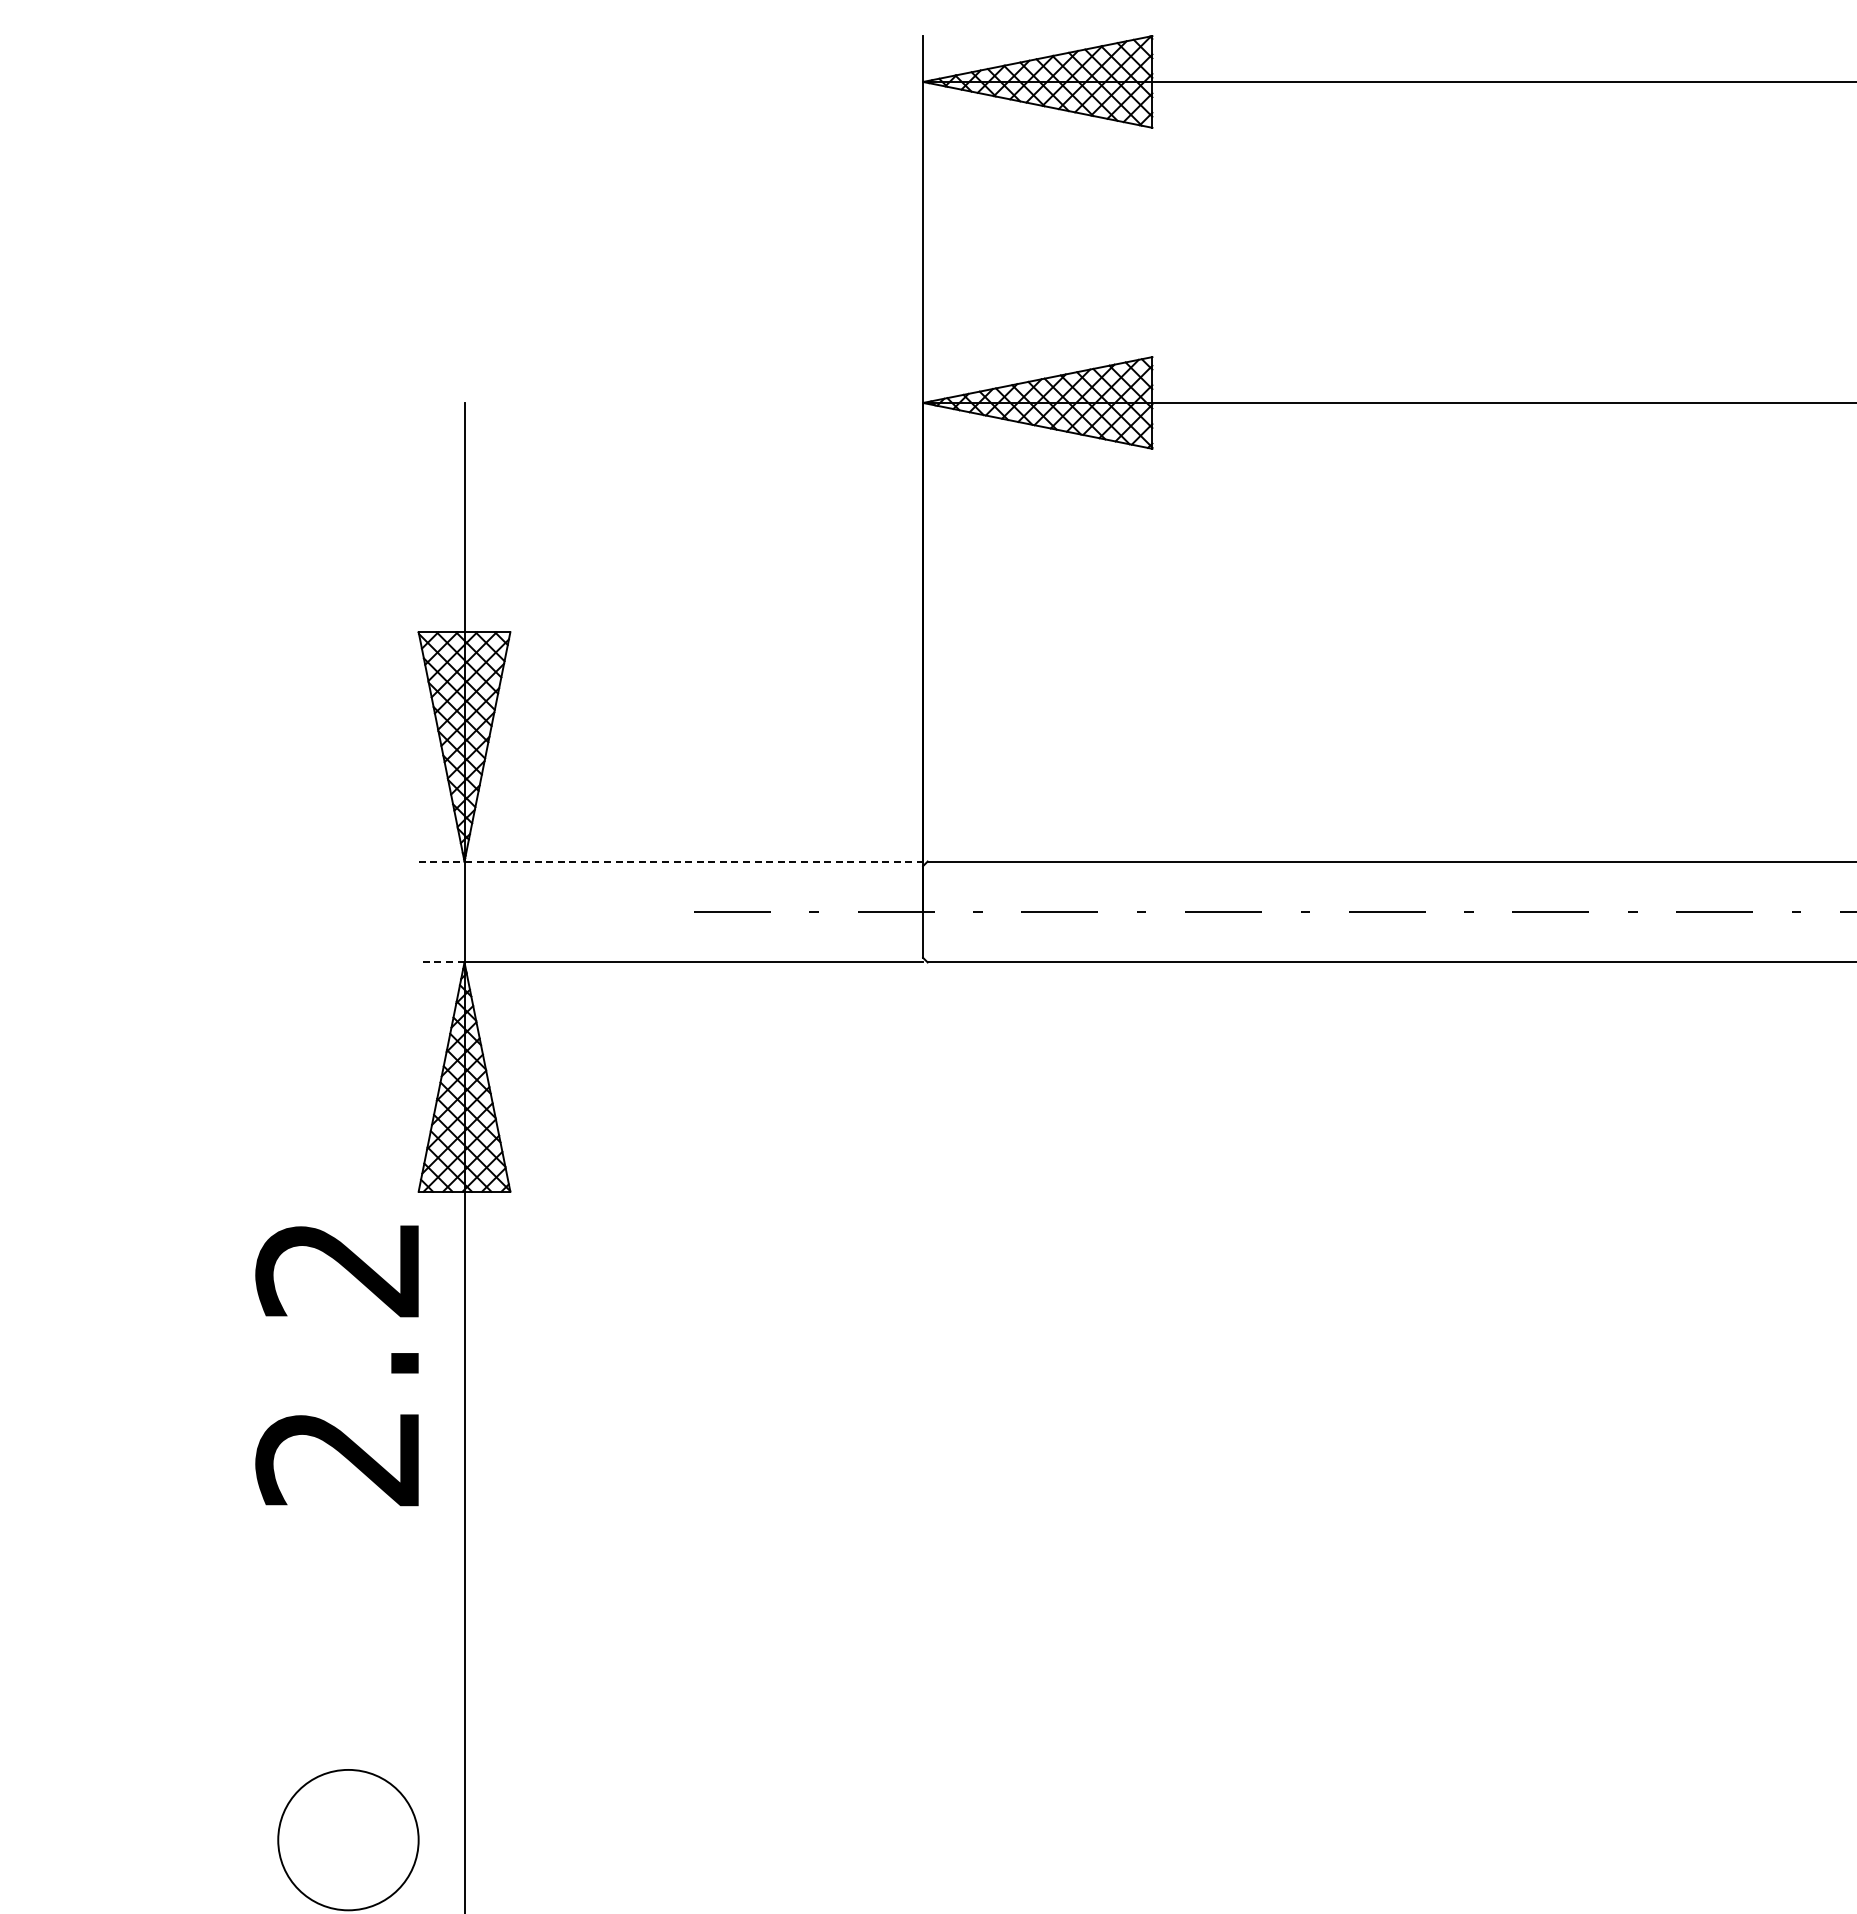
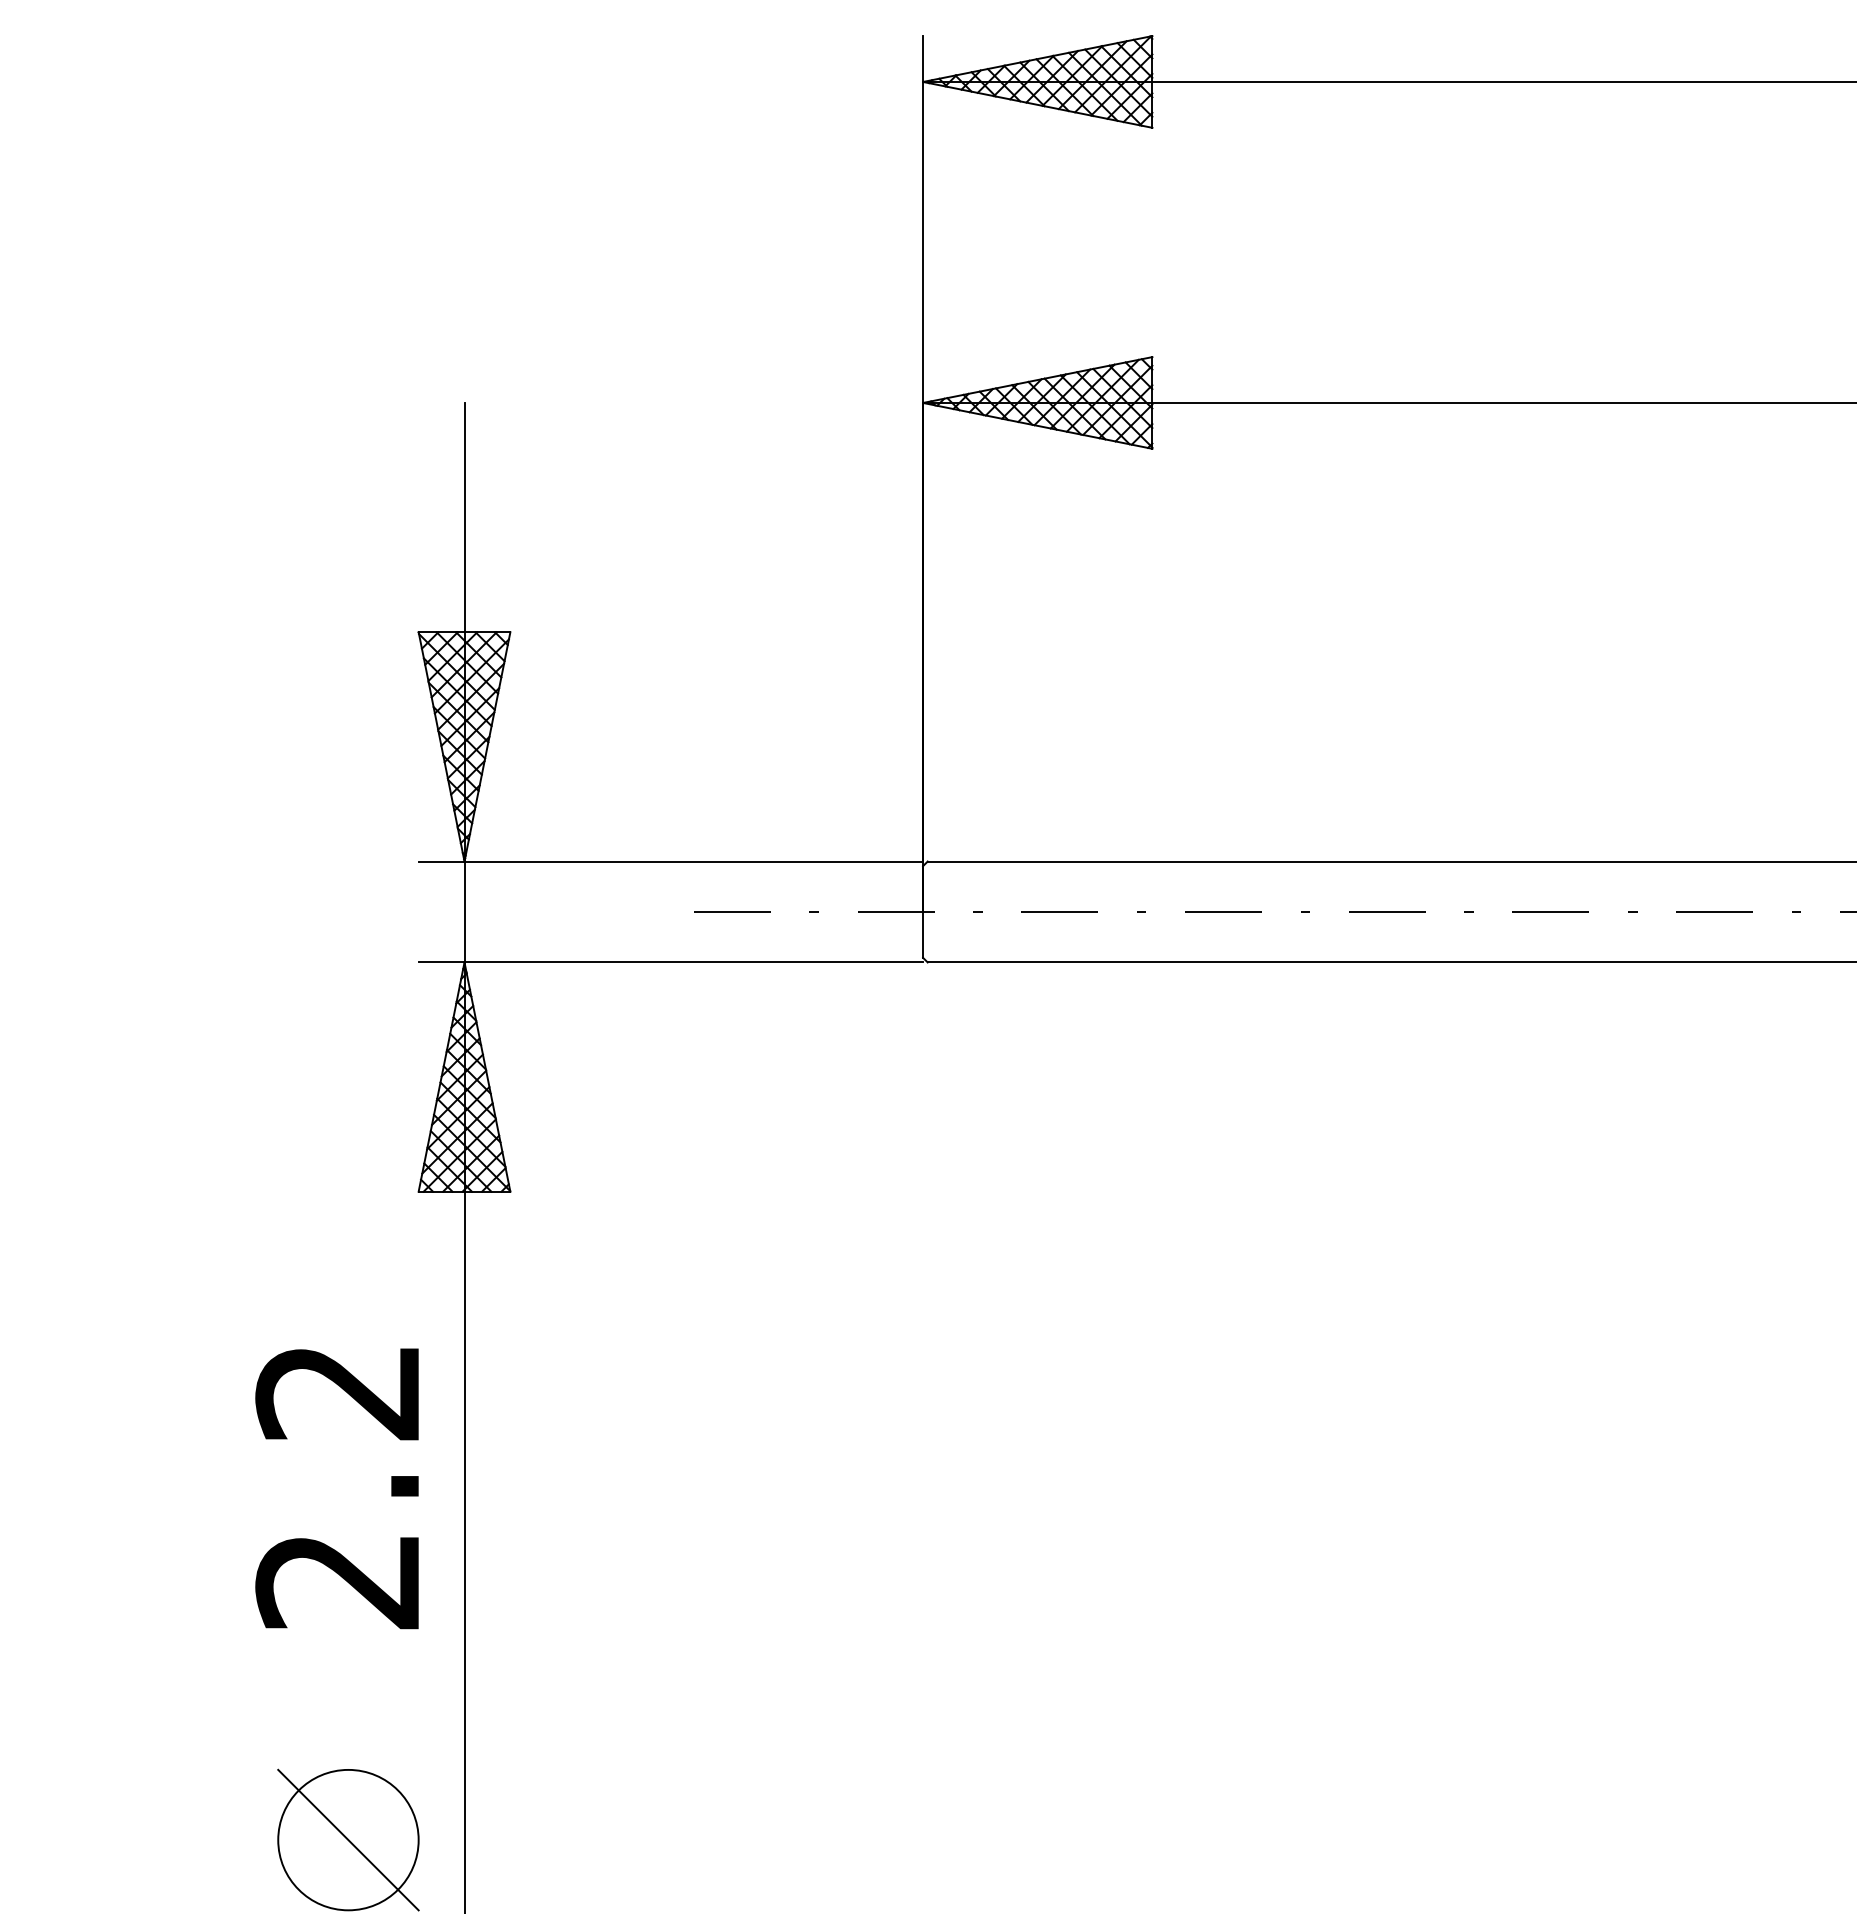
line: dashed -> solid (671, 861)
line: dashed -> solid (441, 962)
text position: (336, 1365) -> (336, 1488) (336, 1488)
line: none -> present (348, 1839)
